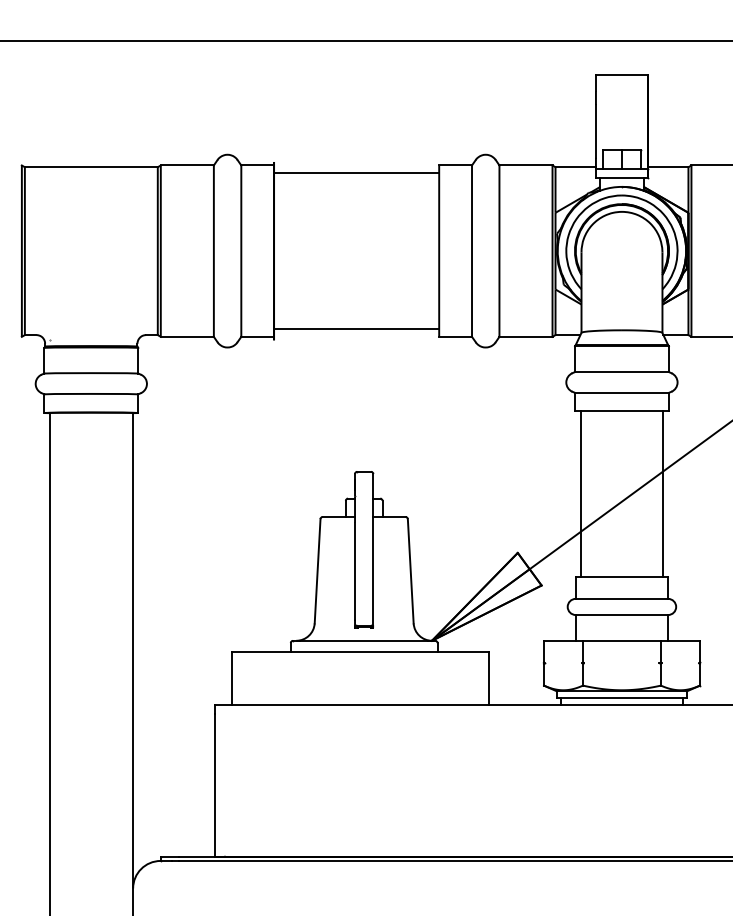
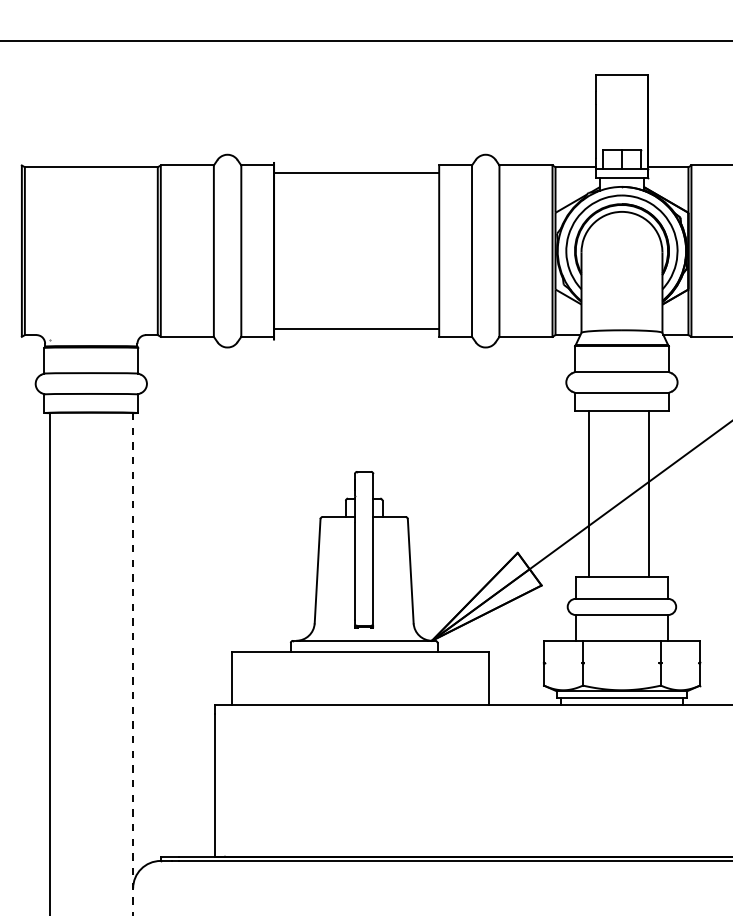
line position: (580, 493) -> (588, 493) (588, 493)
line position: (663, 493) -> (649, 493) (649, 493)
line: solid -> dashed (132, 664)
